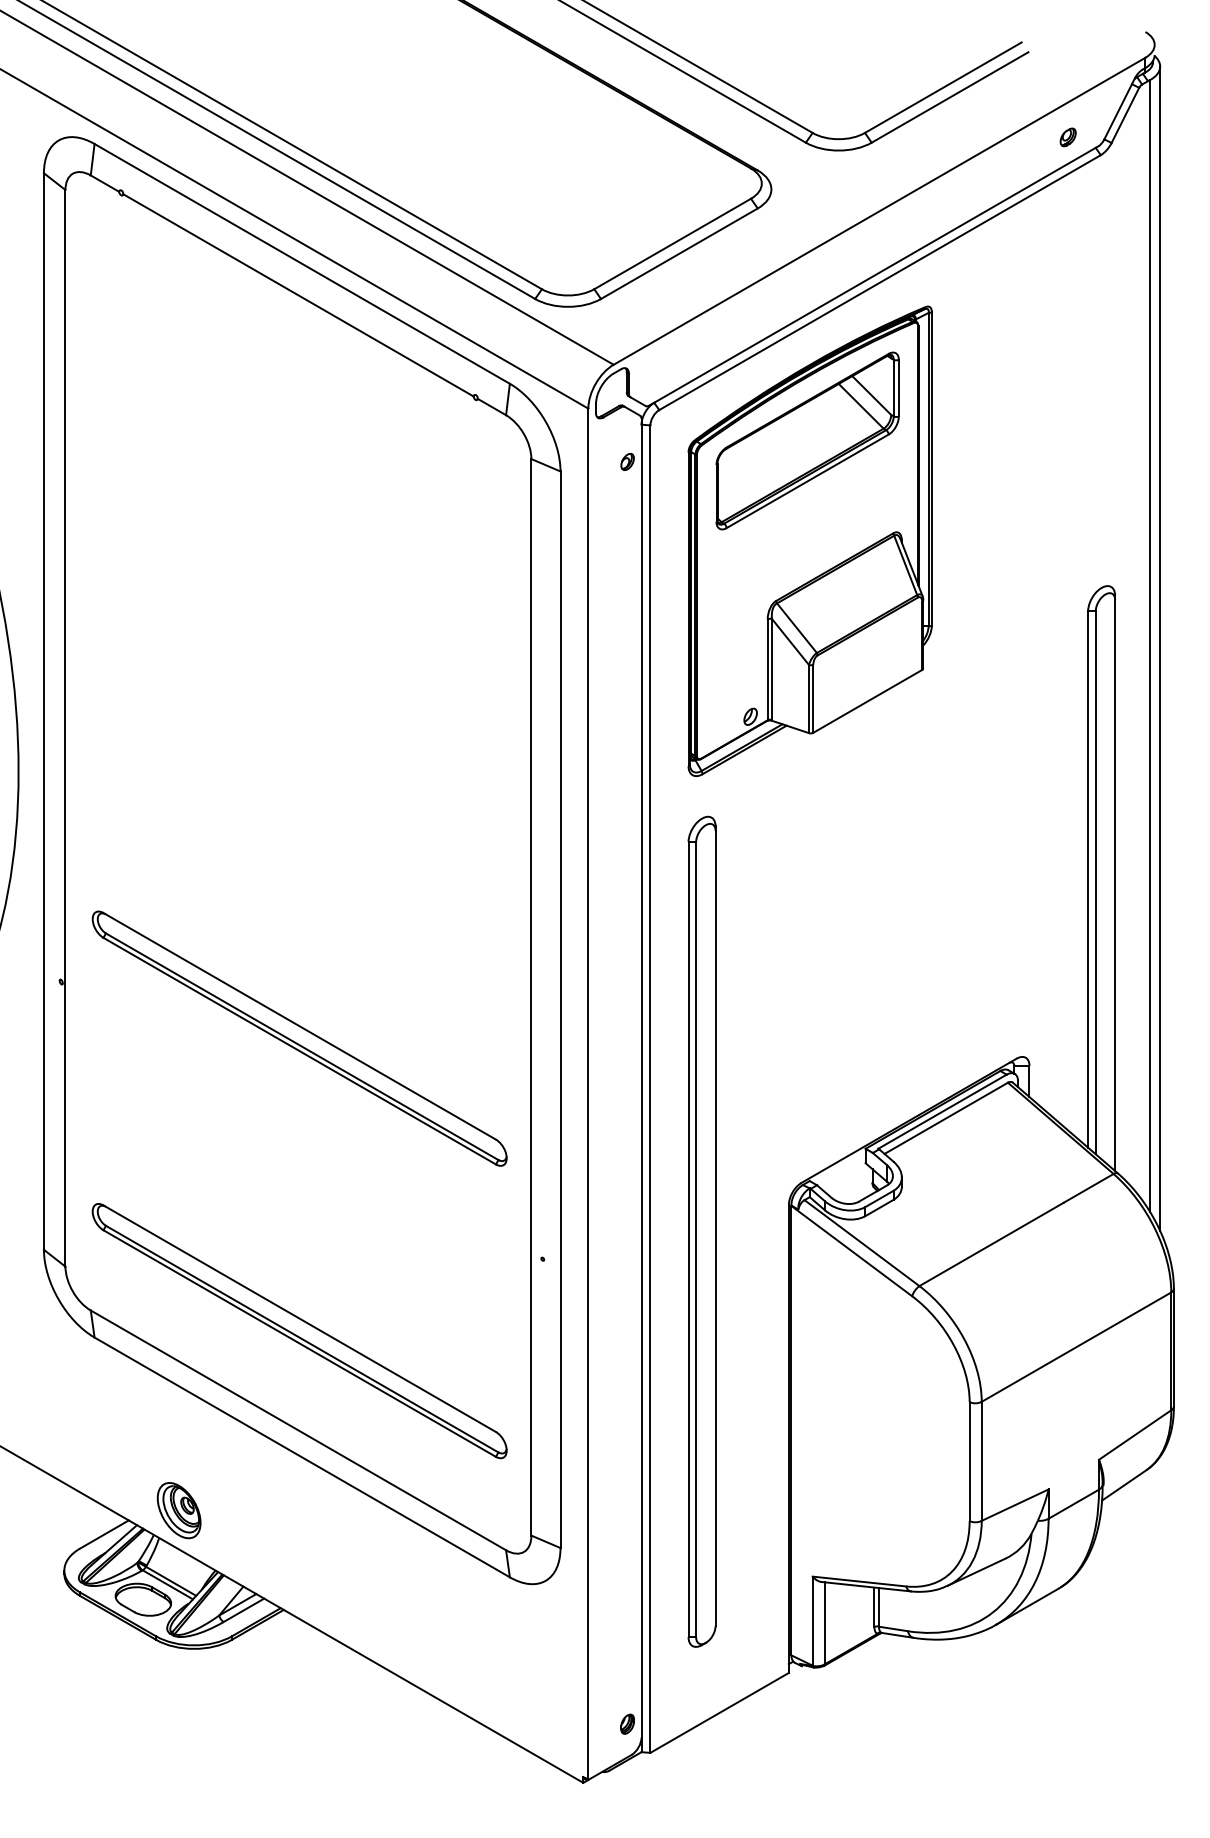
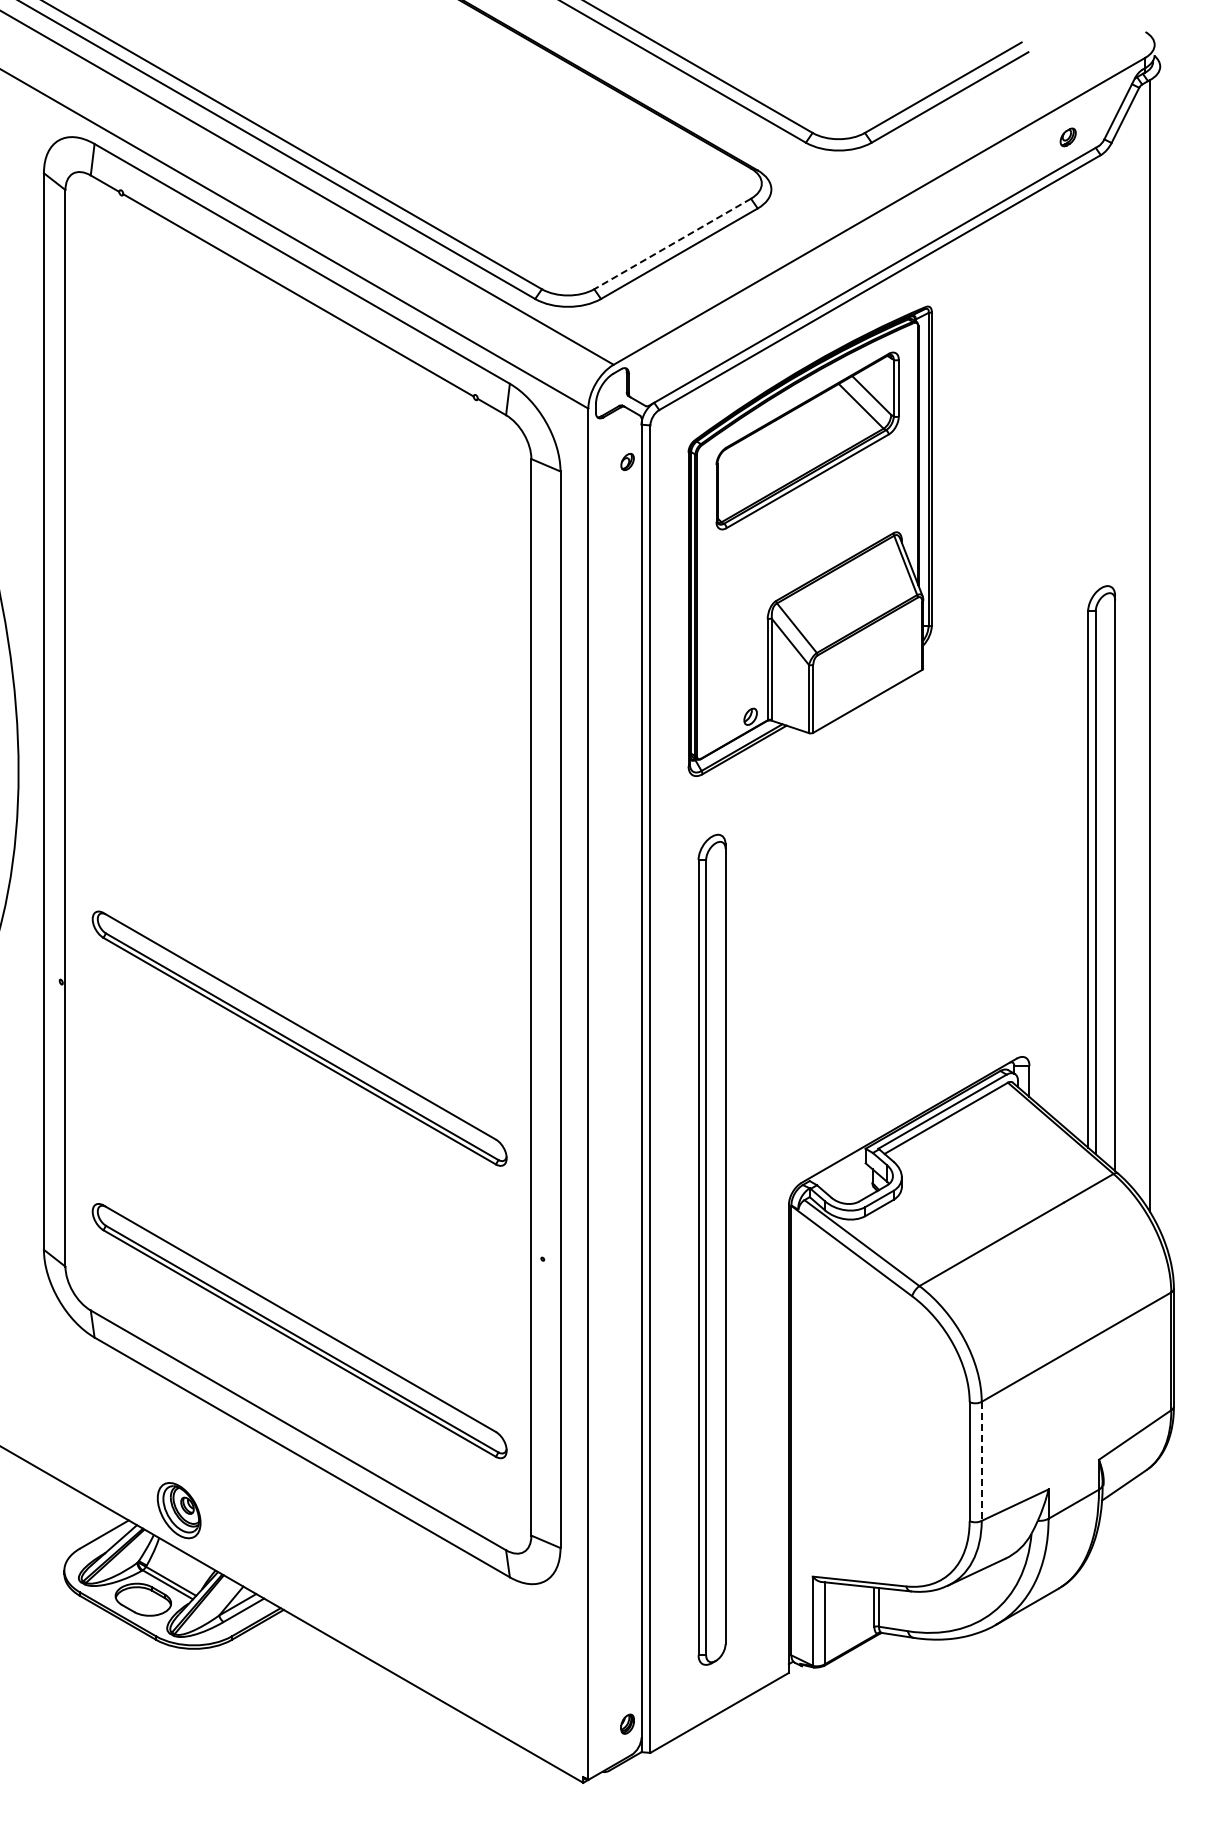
line: solid -> dashed (672, 244)
line: present -> none (1160, 648)
part position: (701, 1231) -> (711, 1249) (711, 1249)
line: solid -> dashed (981, 1461)
